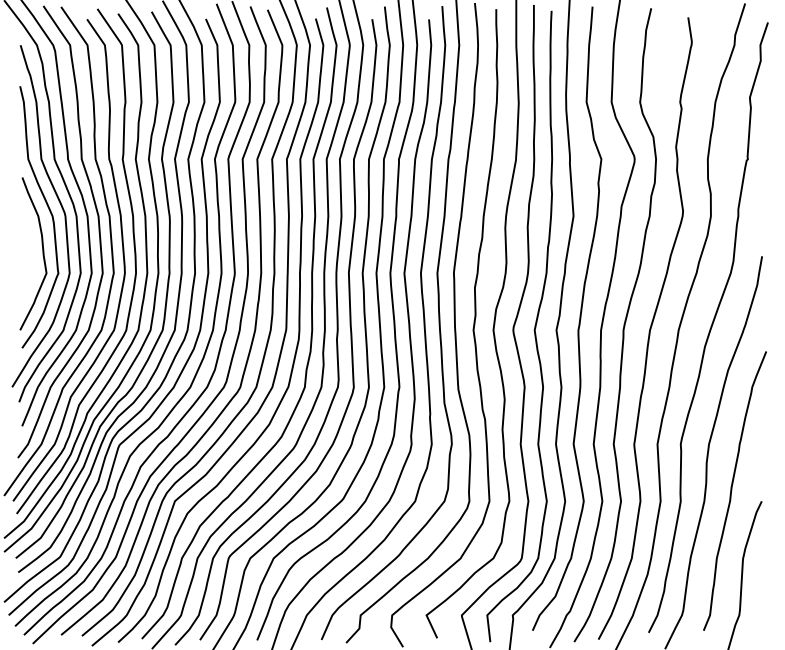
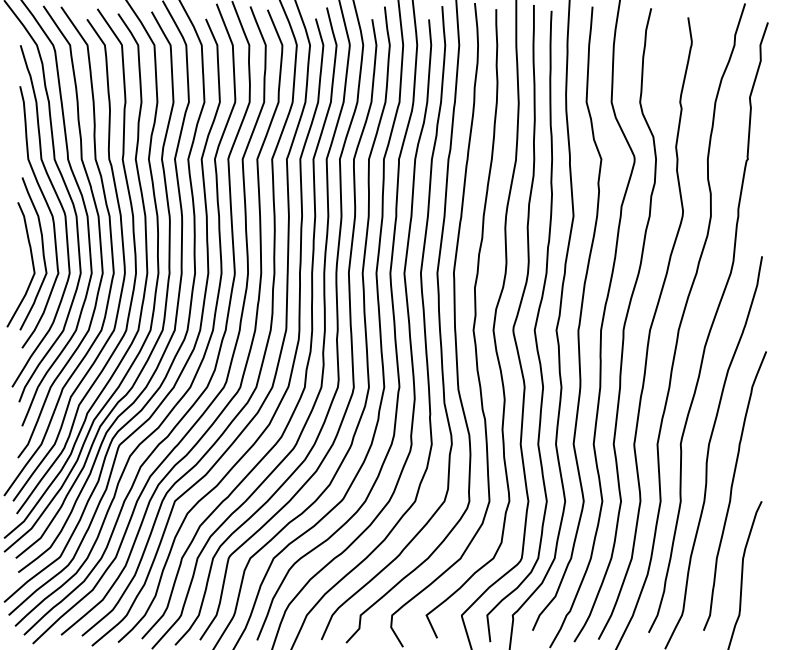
curve: none -> present (31, 261)
